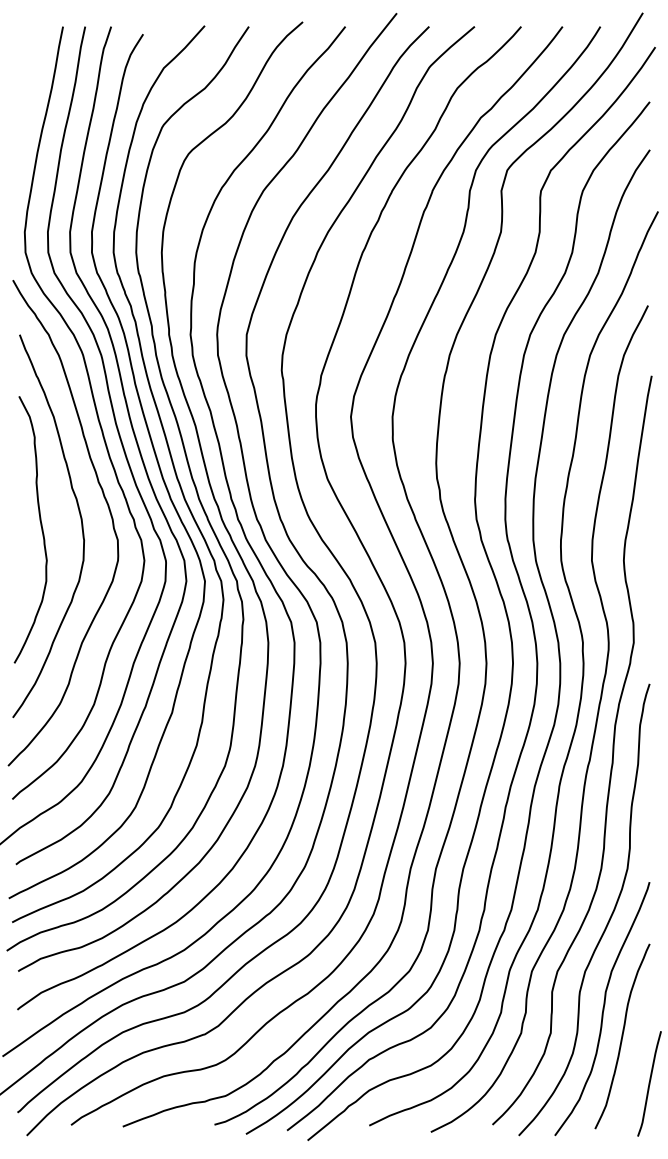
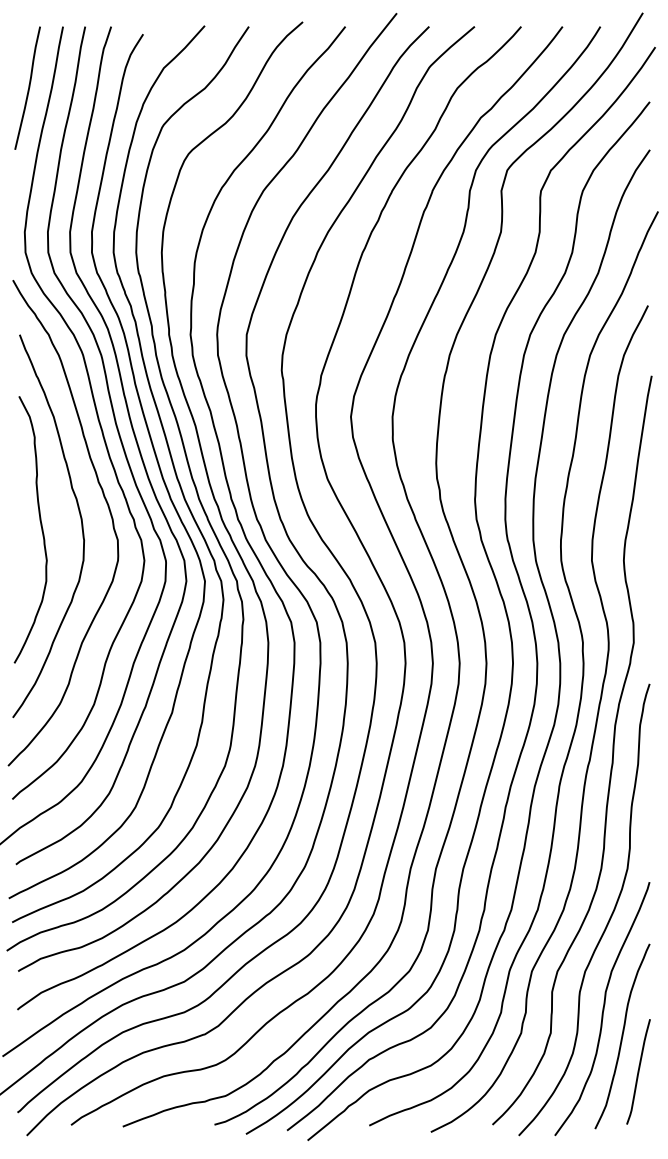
curve: none -> present (28, 87)
curve position: (649, 1083) -> (638, 1071) (638, 1071)
